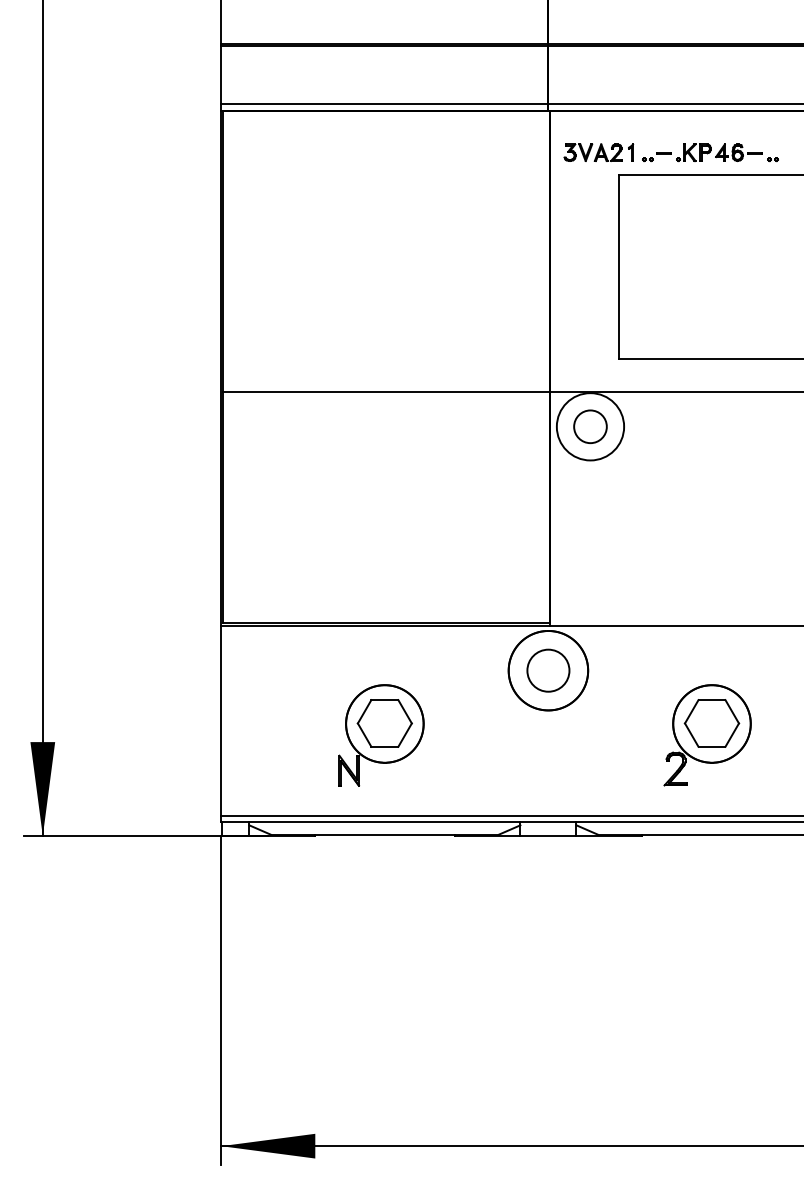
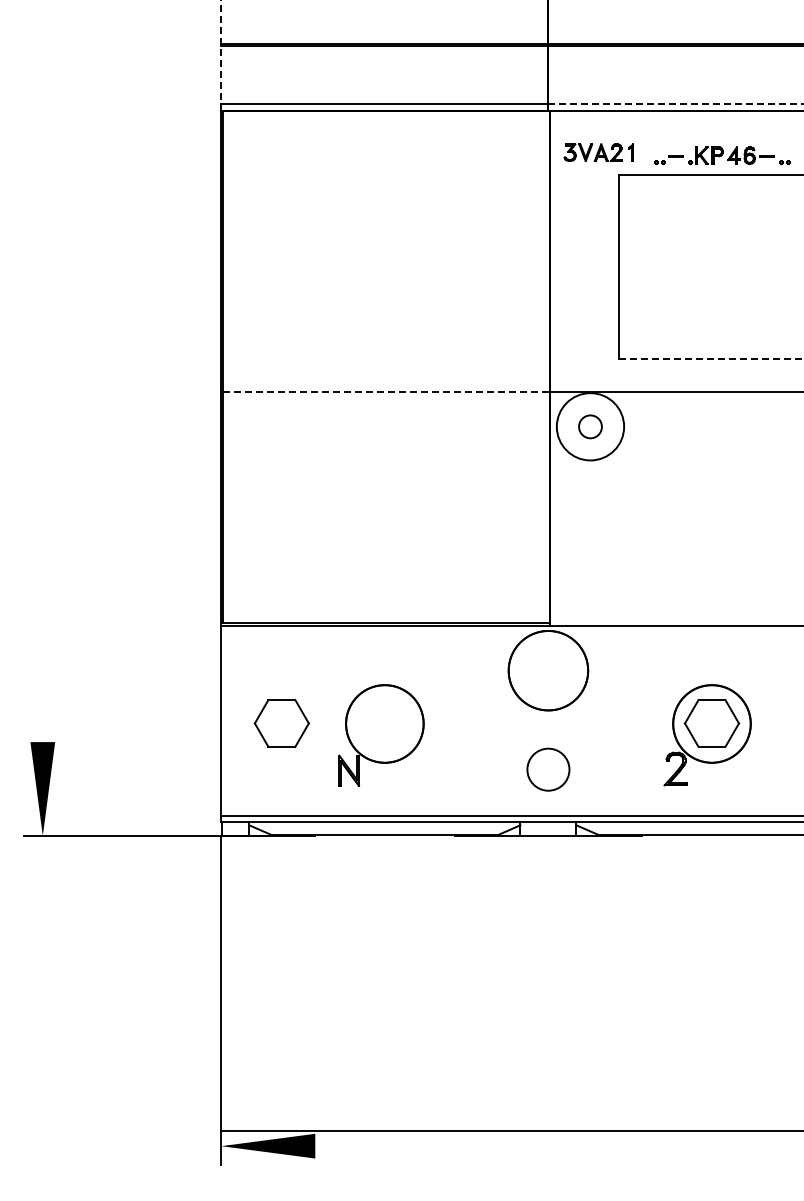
line: solid -> dashed (221, 55)
line: solid -> dashed (676, 104)
part position: (710, 152) -> (722, 155) (722, 155)
line: solid -> dashed (711, 358)
line: solid -> dashed (387, 392)
line: present -> none (42, 419)
circle size: 35x36 px -> 25x26 px (590, 426)
circle position: (548, 670) -> (548, 769) (548, 769)
part position: (384, 723) -> (281, 723) (281, 723)
line position: (510, 1146) -> (510, 1131) (510, 1131)
